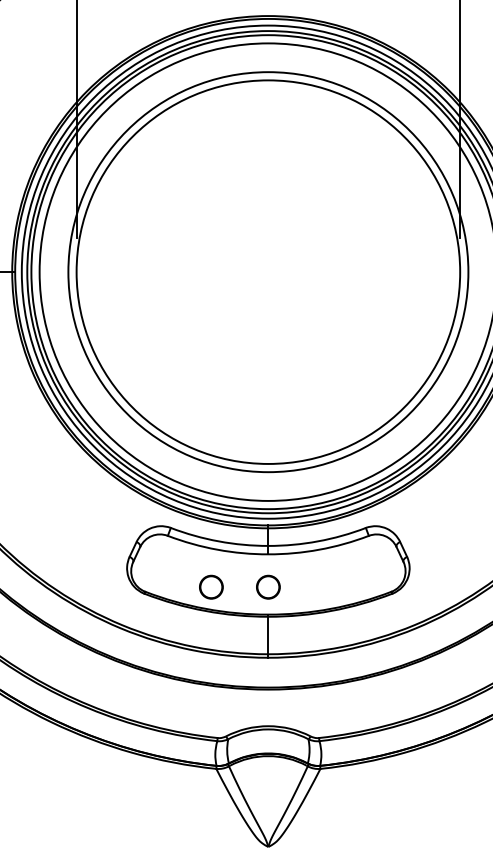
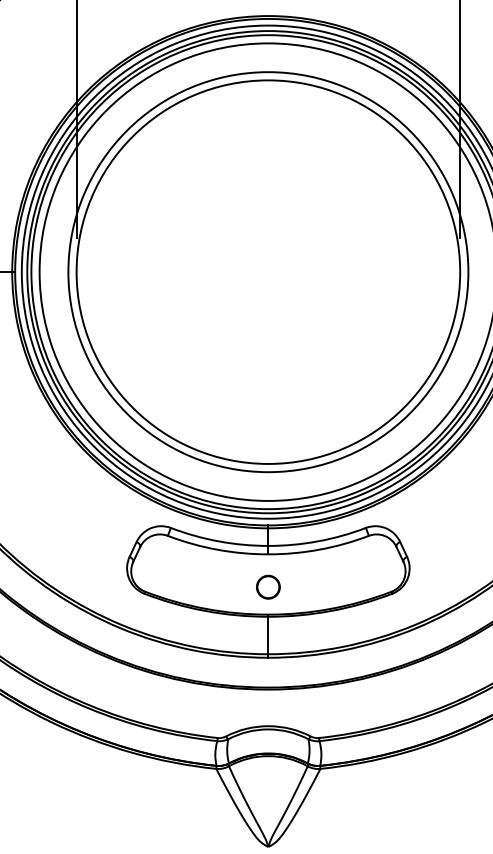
circle: present -> none (211, 586)
